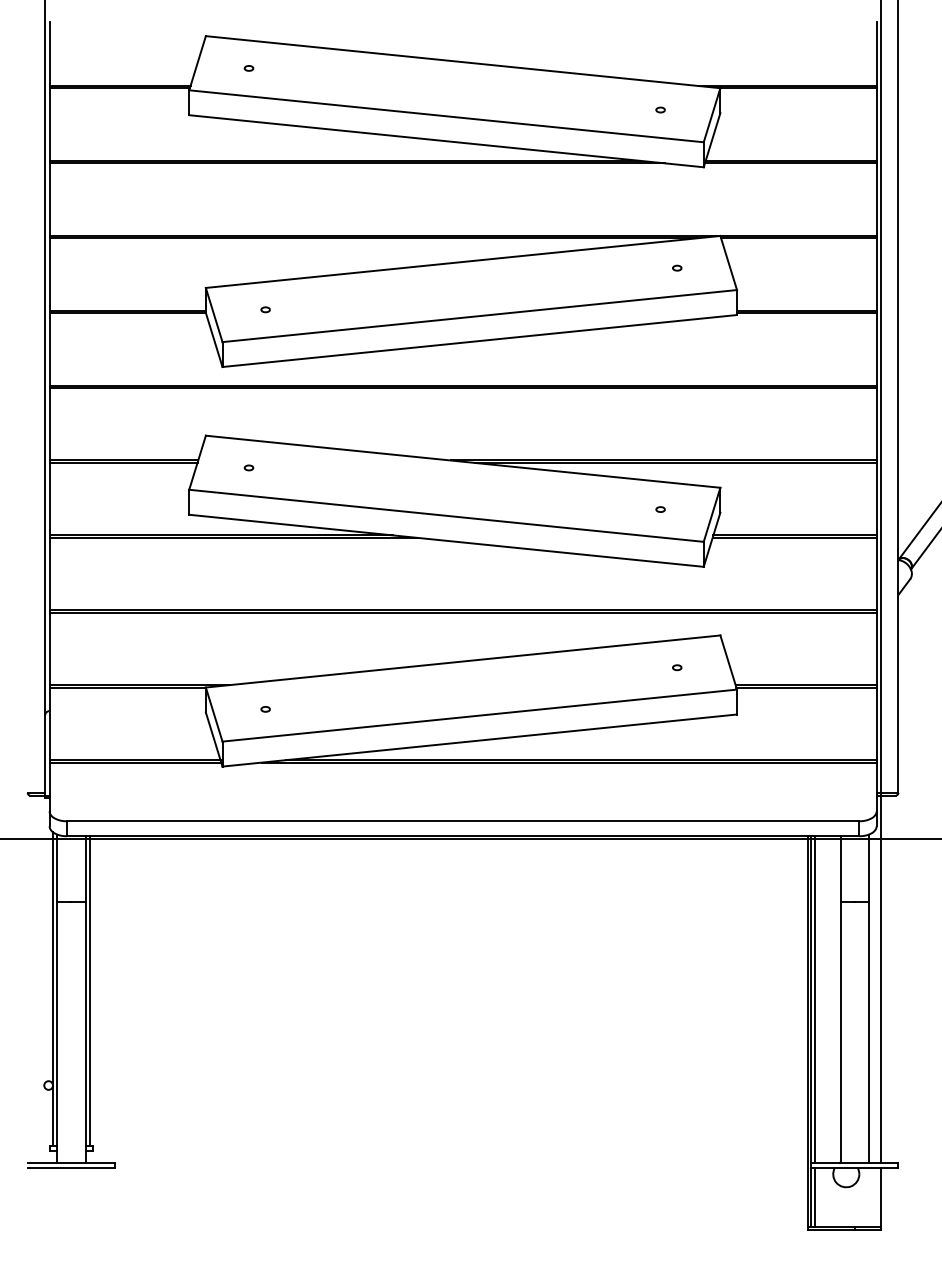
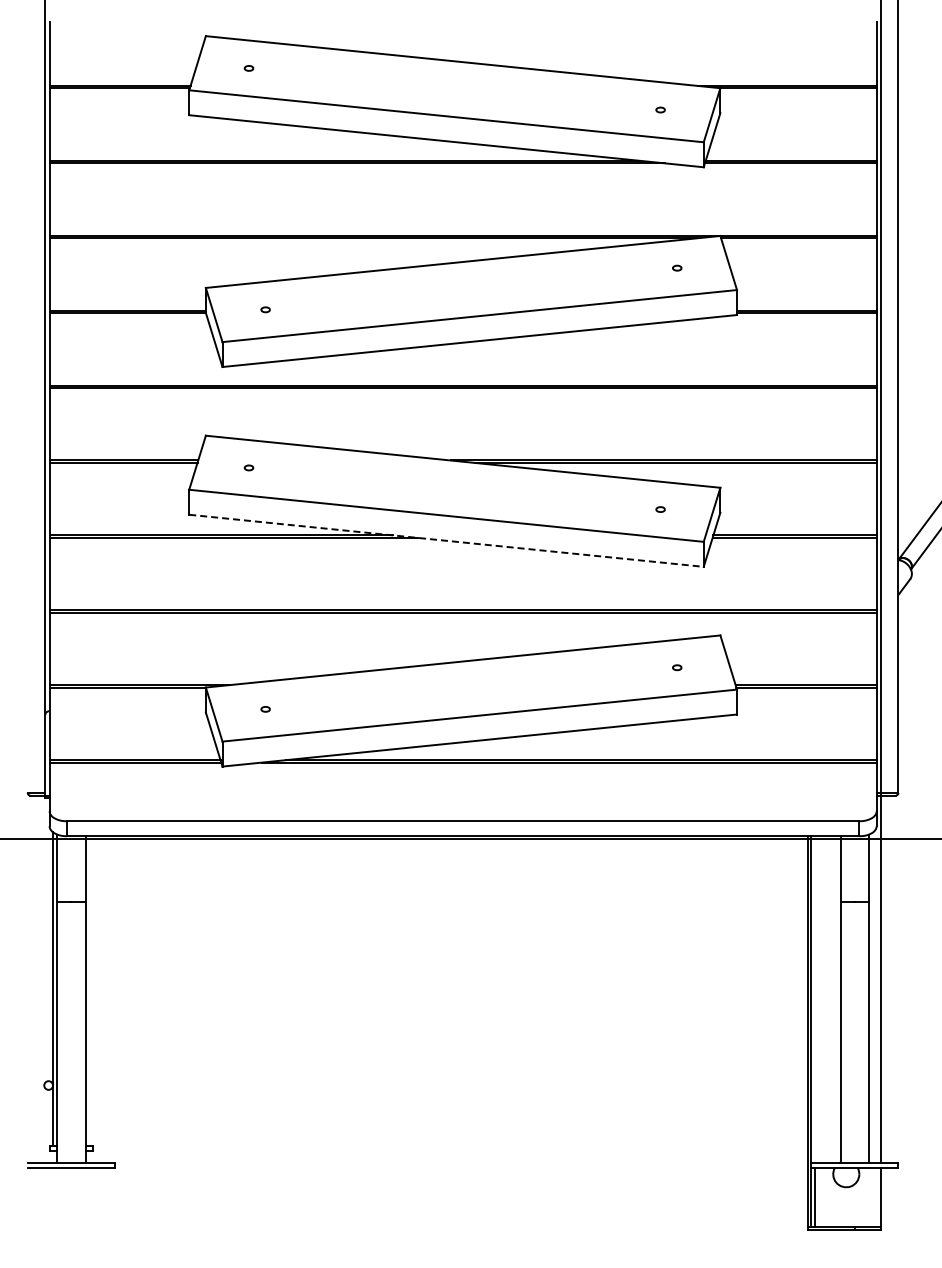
line: solid -> dashed (446, 540)
line: present -> none (89, 991)
line: present -> none (814, 999)
